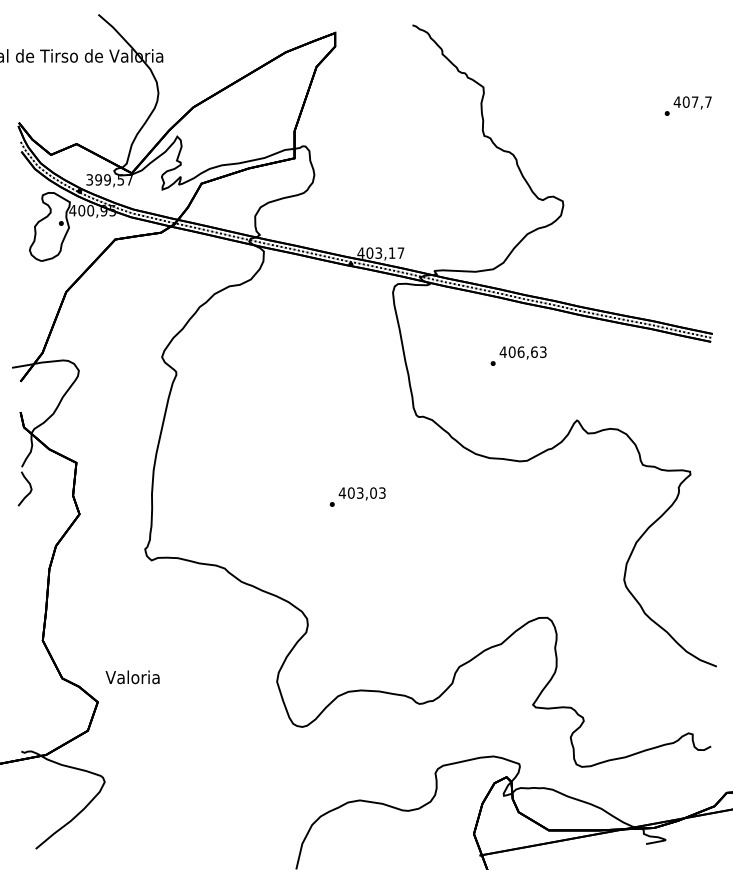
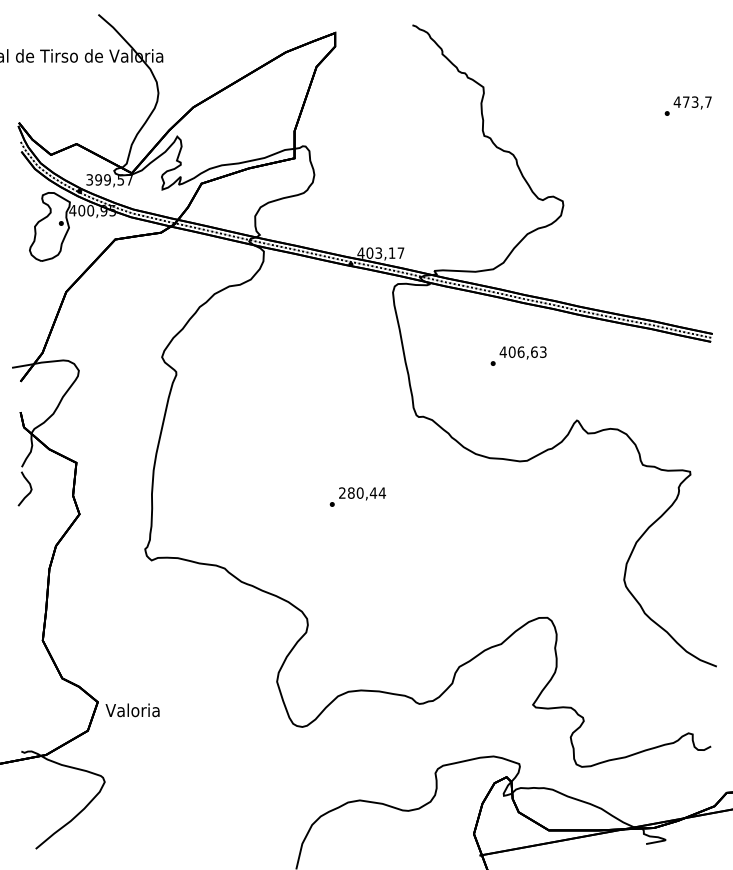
text: 407,7 -> 473,7 (690, 101)
text: 403,03 -> 280,44 (362, 492)
text position: (132, 677) -> (132, 710) (132, 710)
